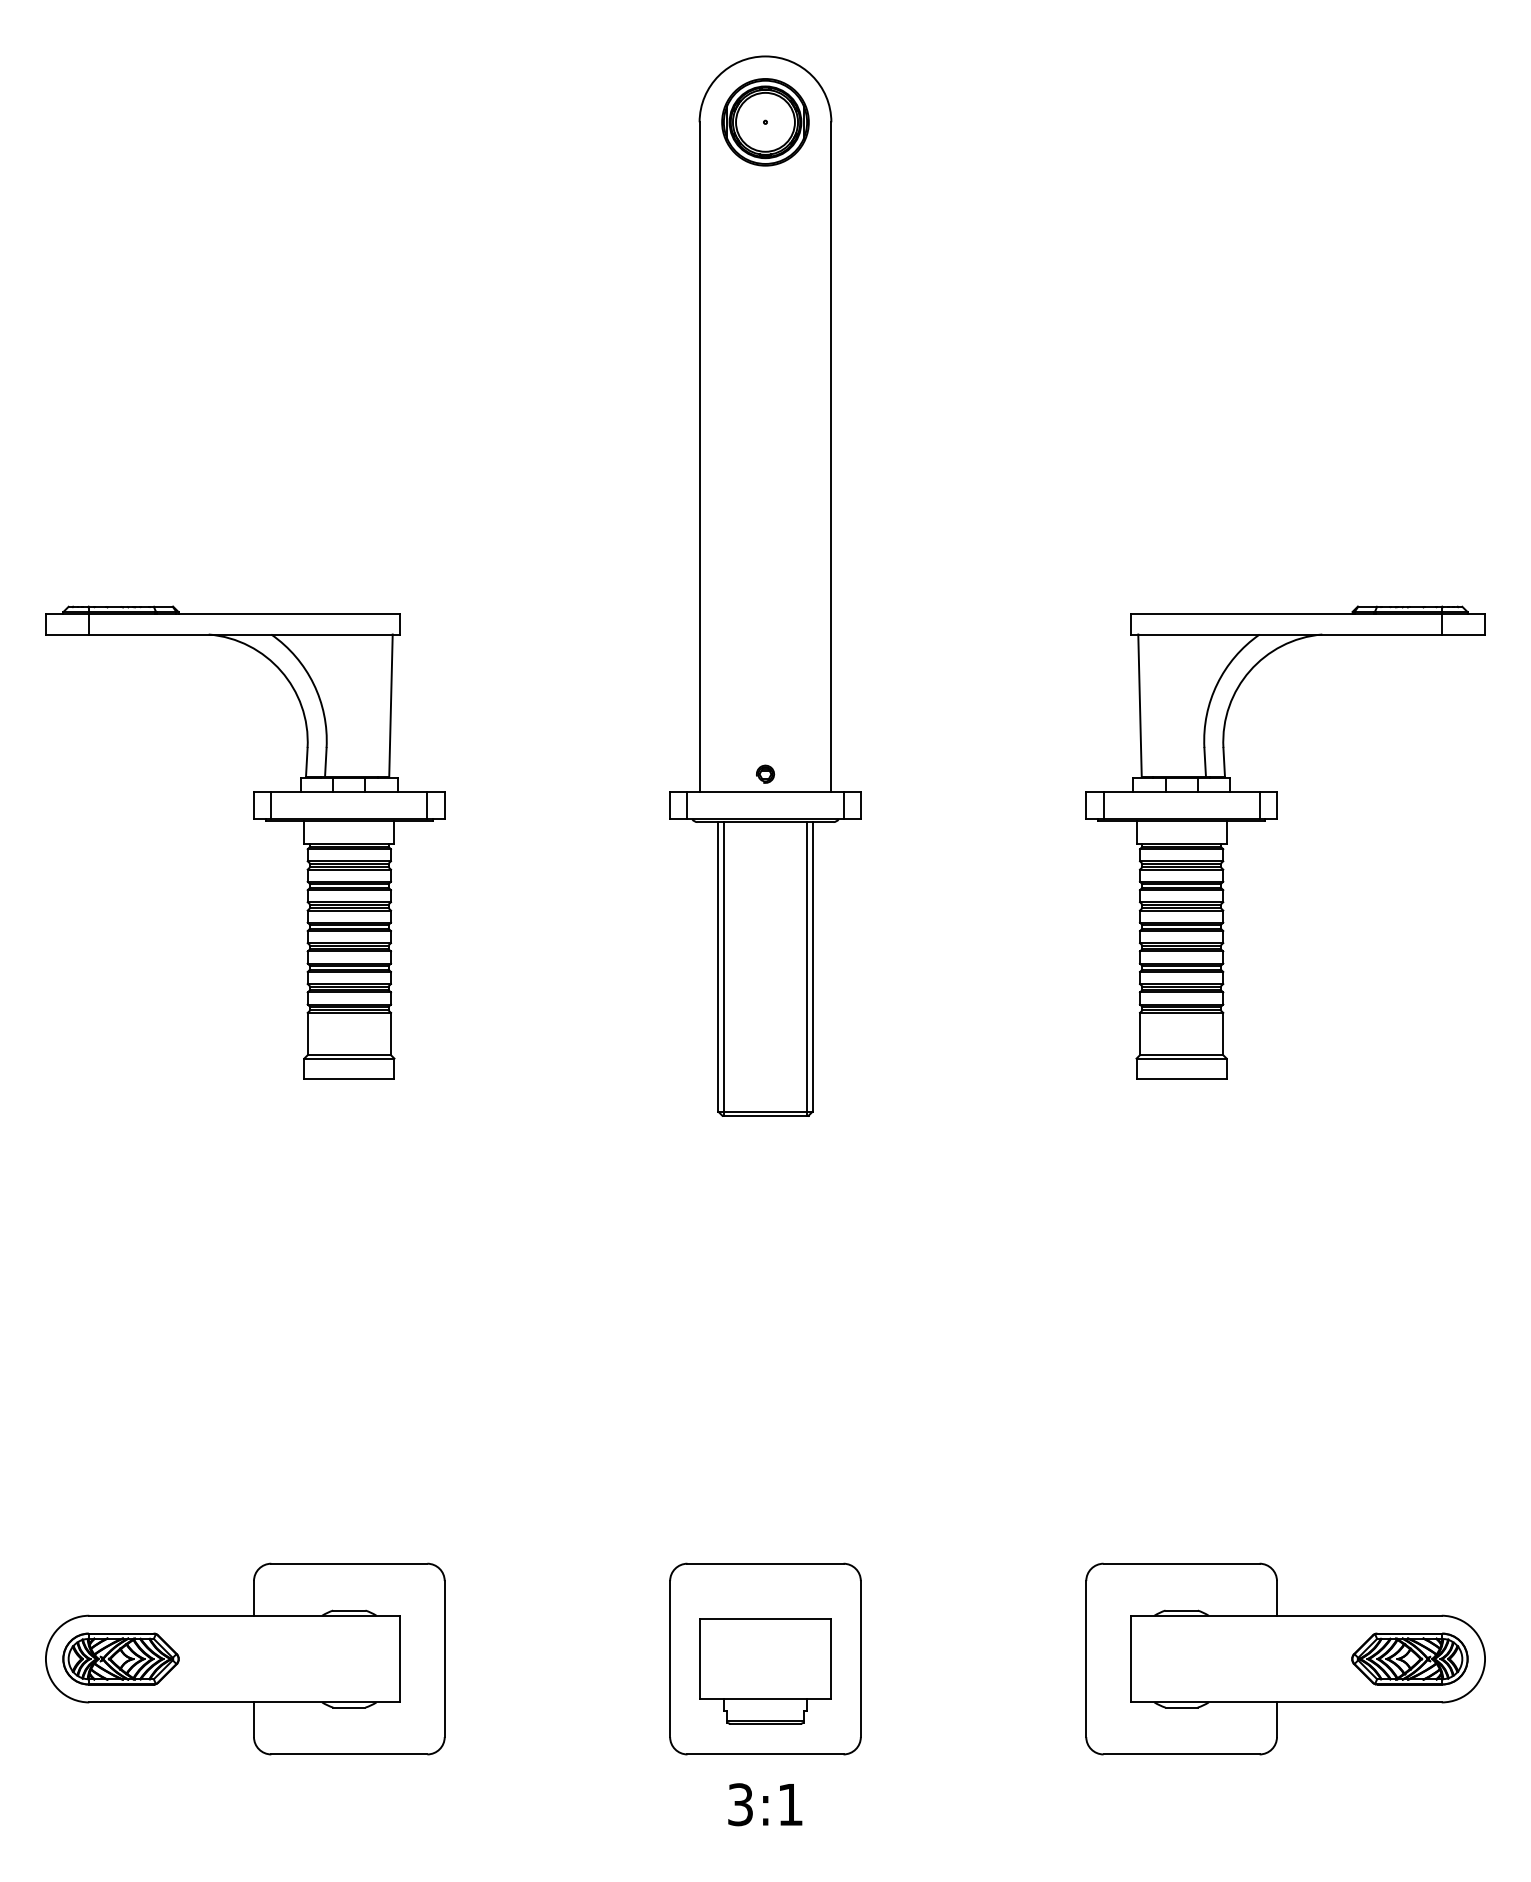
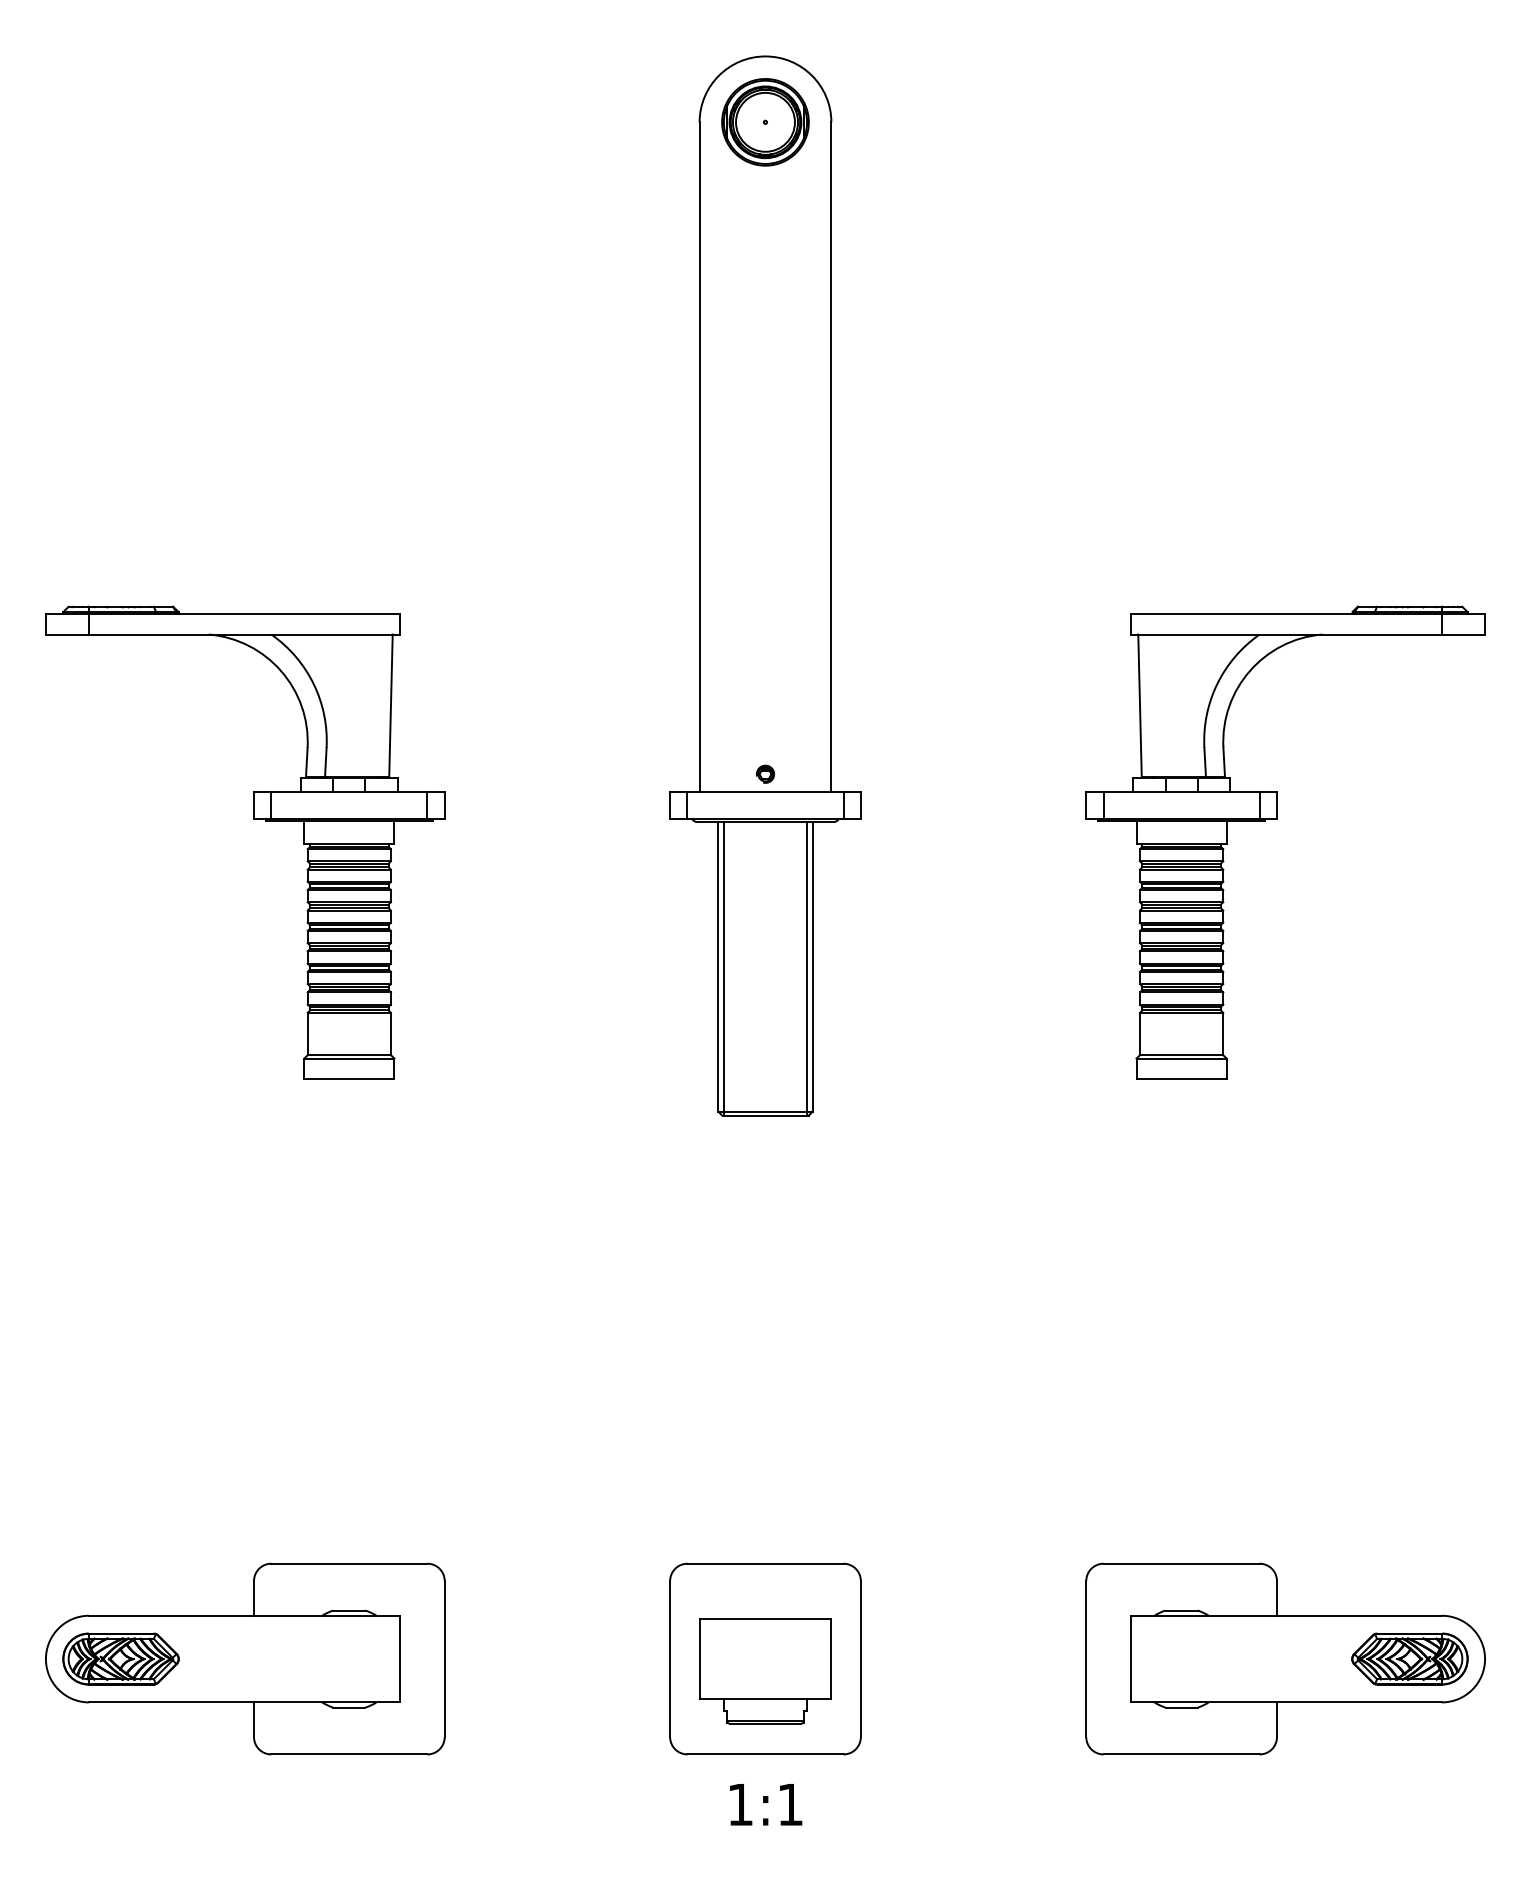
text: 3:1 -> 1:1 (740, 1804)
